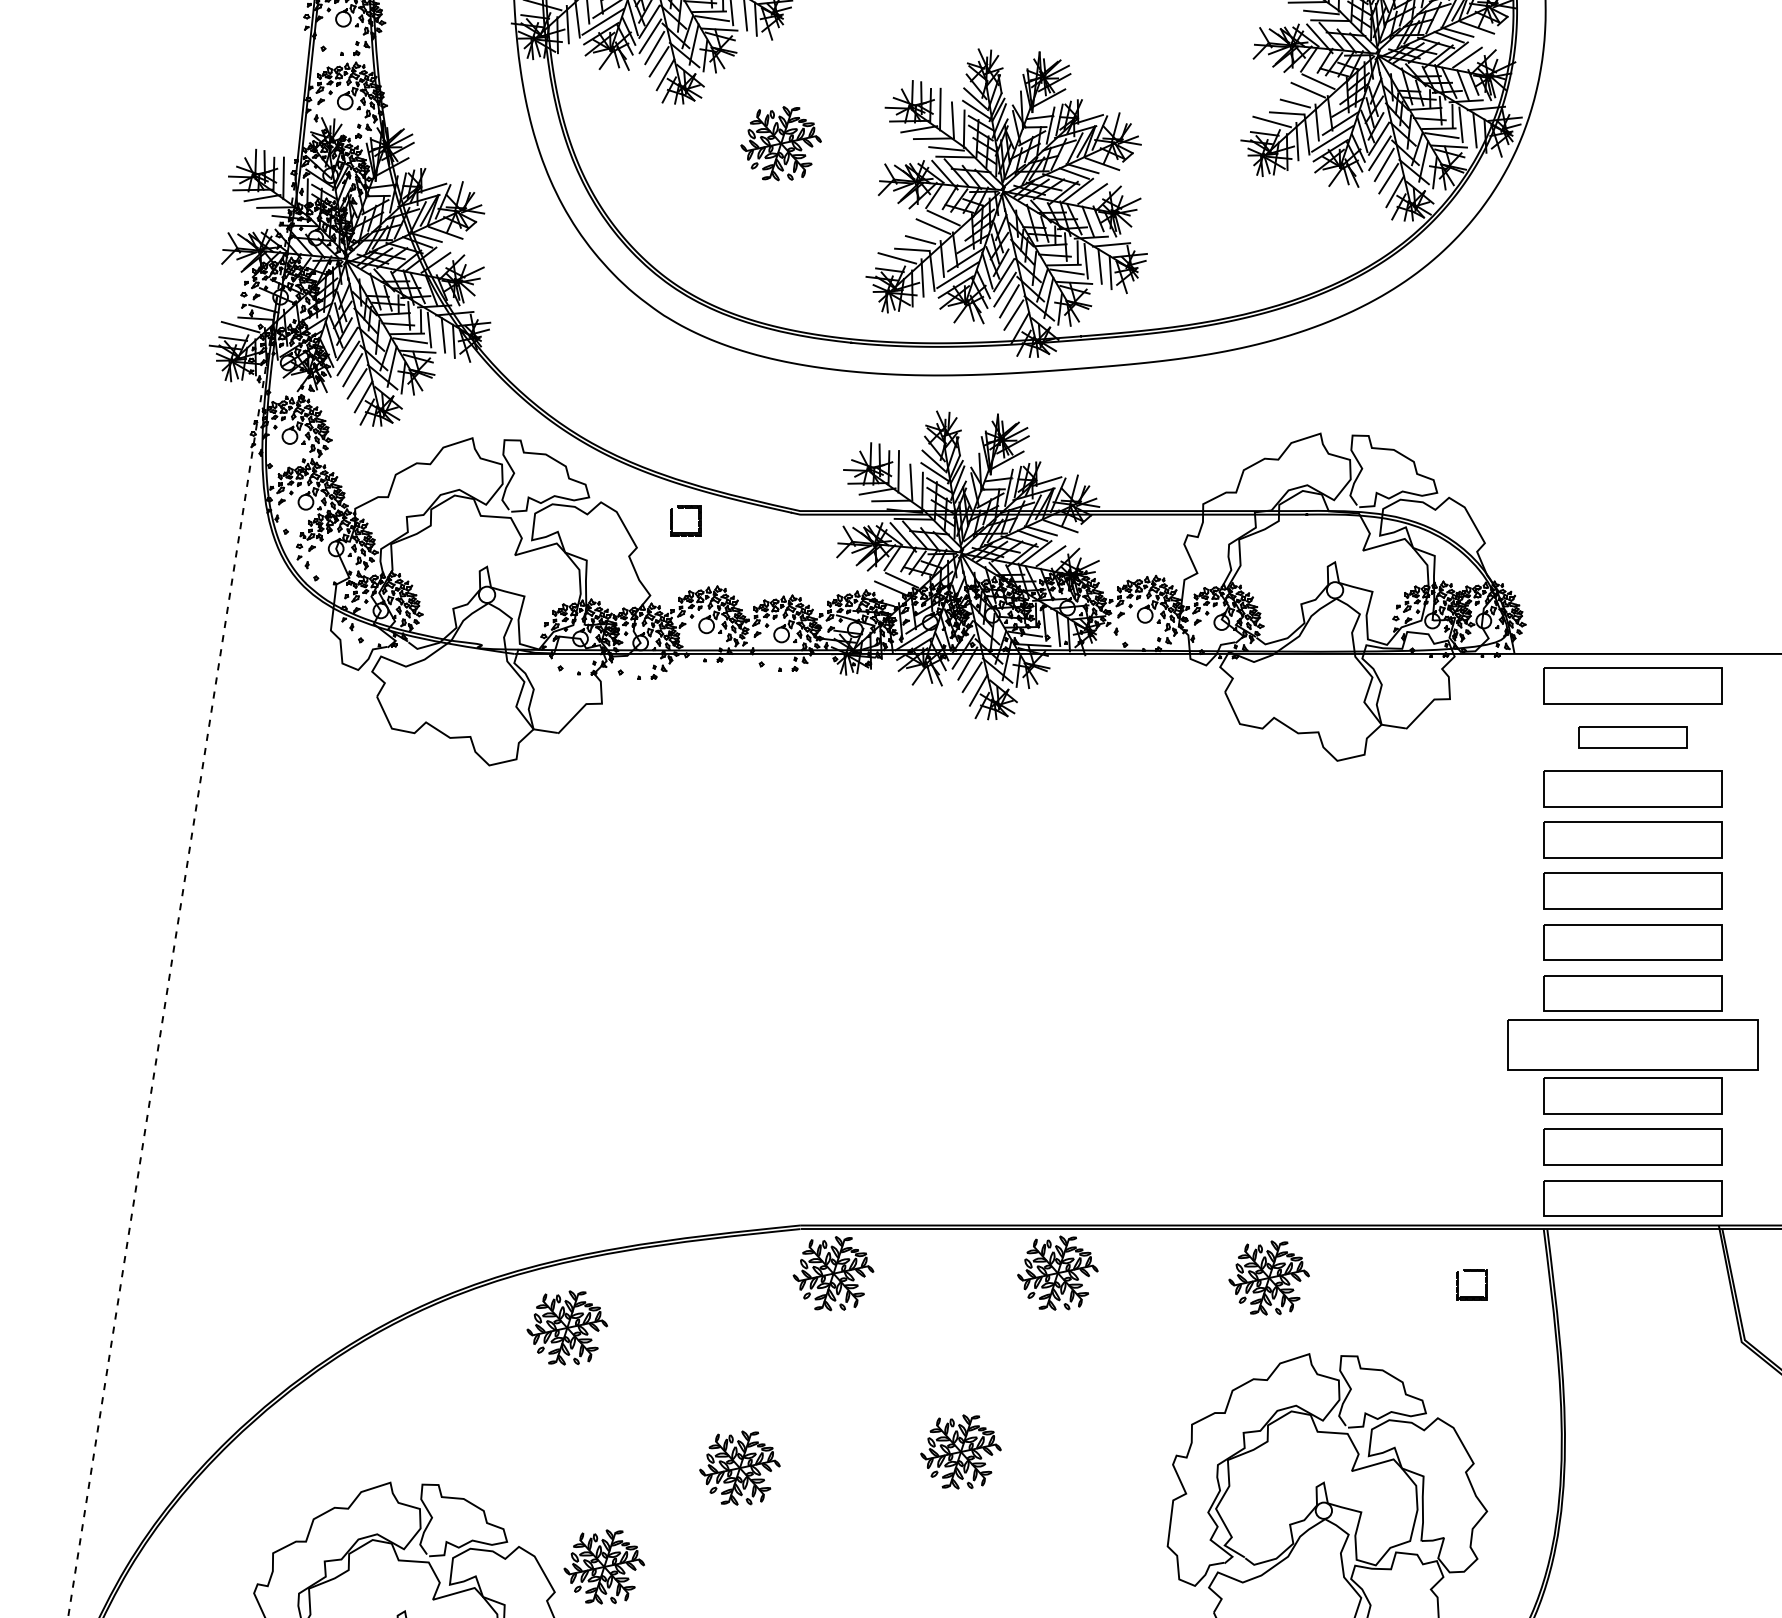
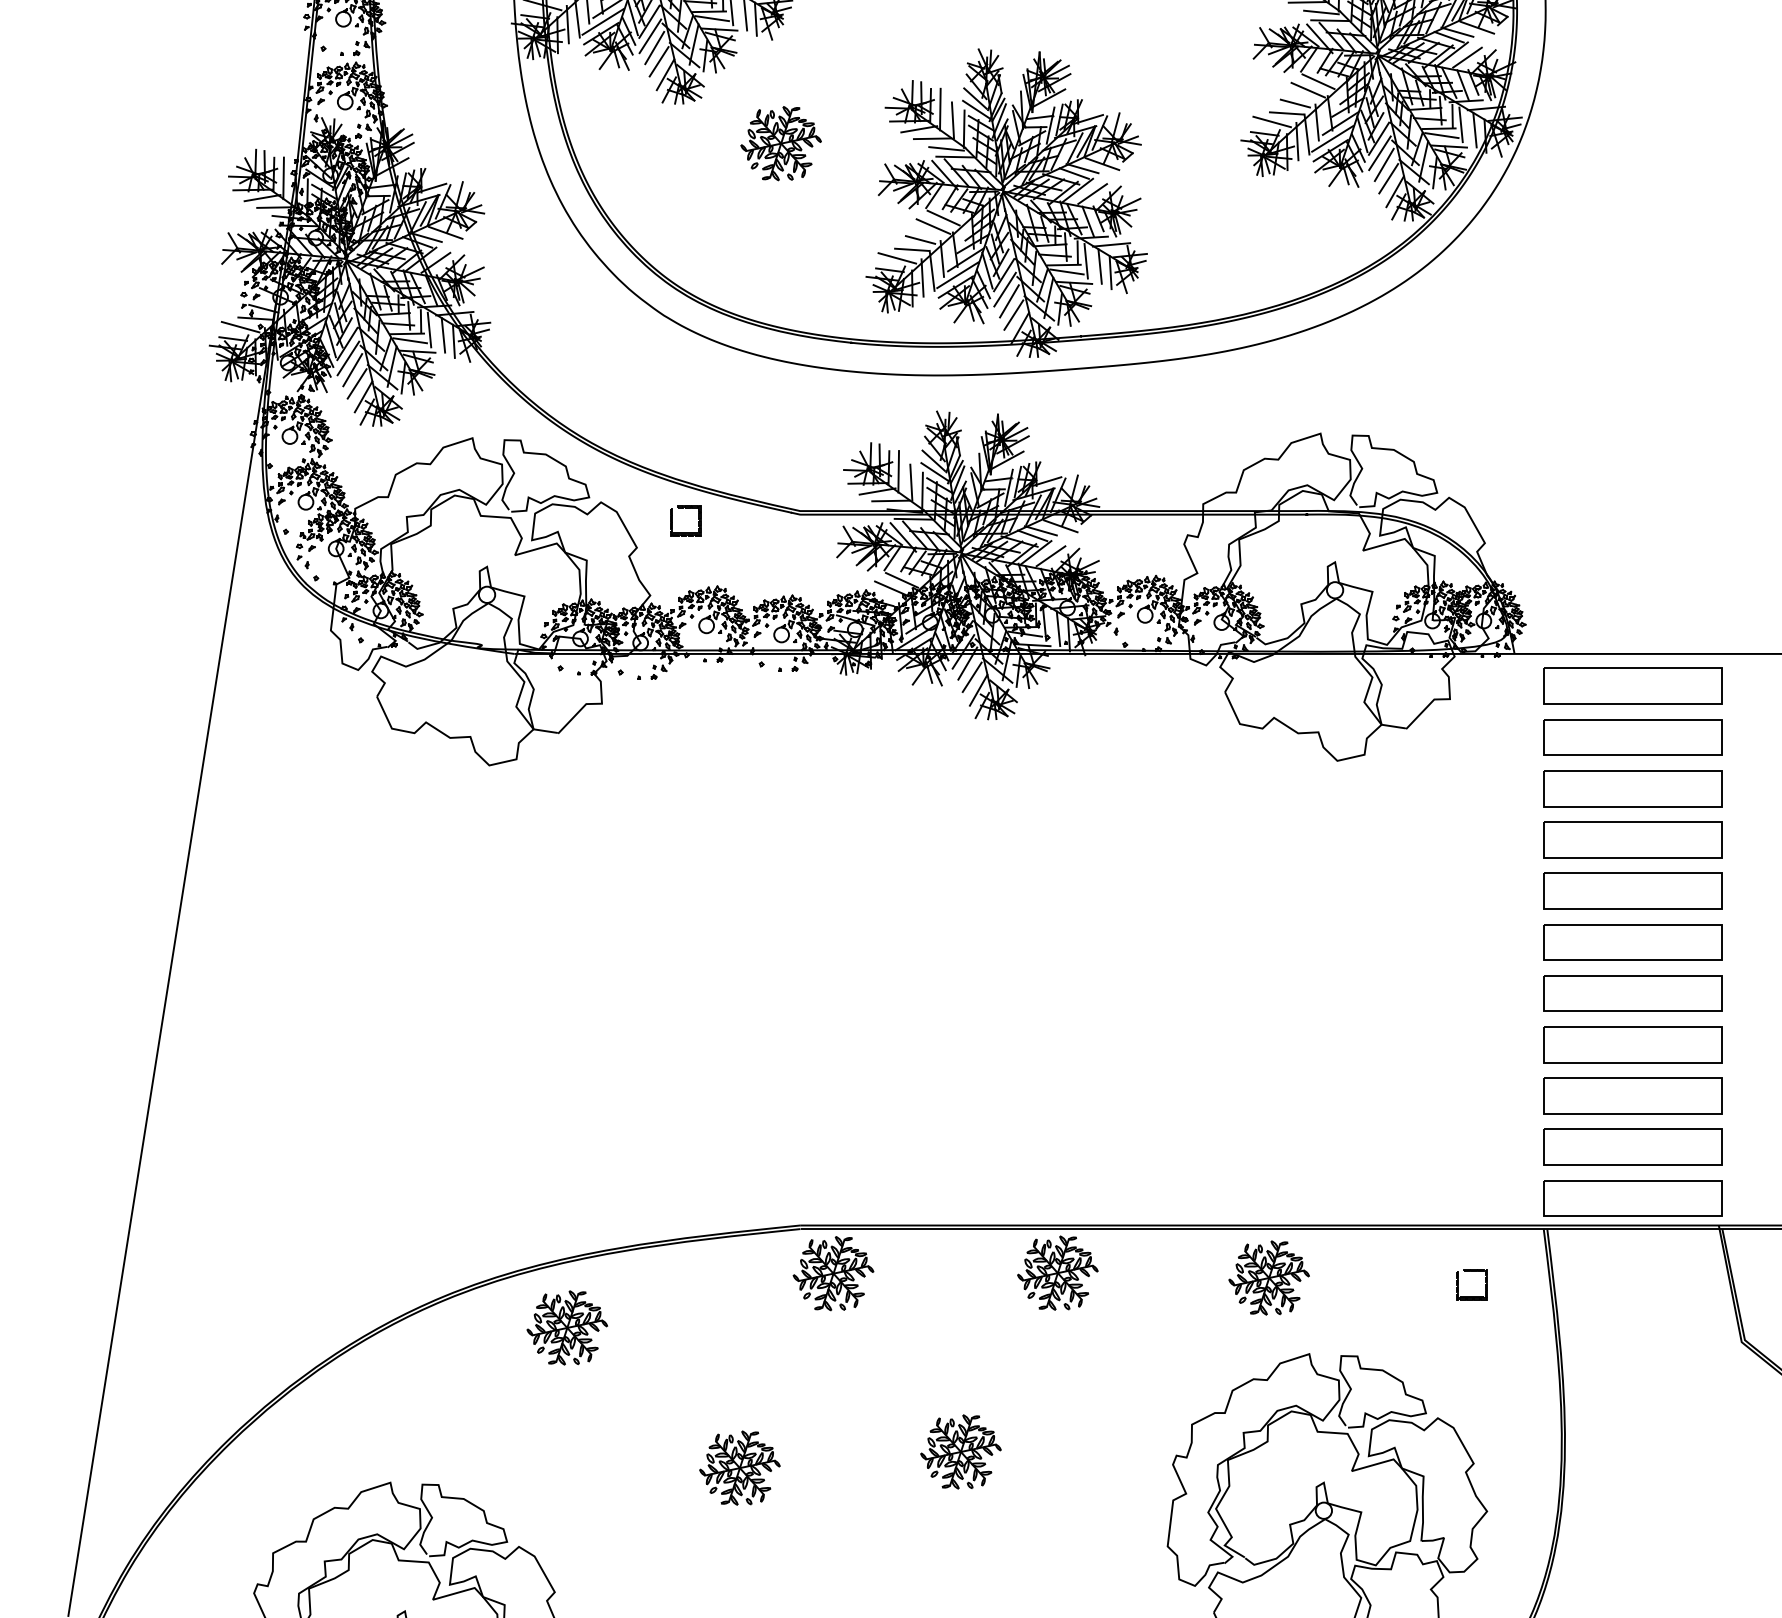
part size: 110x23 px -> 180x37 px (1632, 737)
line: dashed -> solid (182, 897)
part size: 252x52 px -> 180x38 px (1632, 1044)
part: present -> none (603, 1566)
